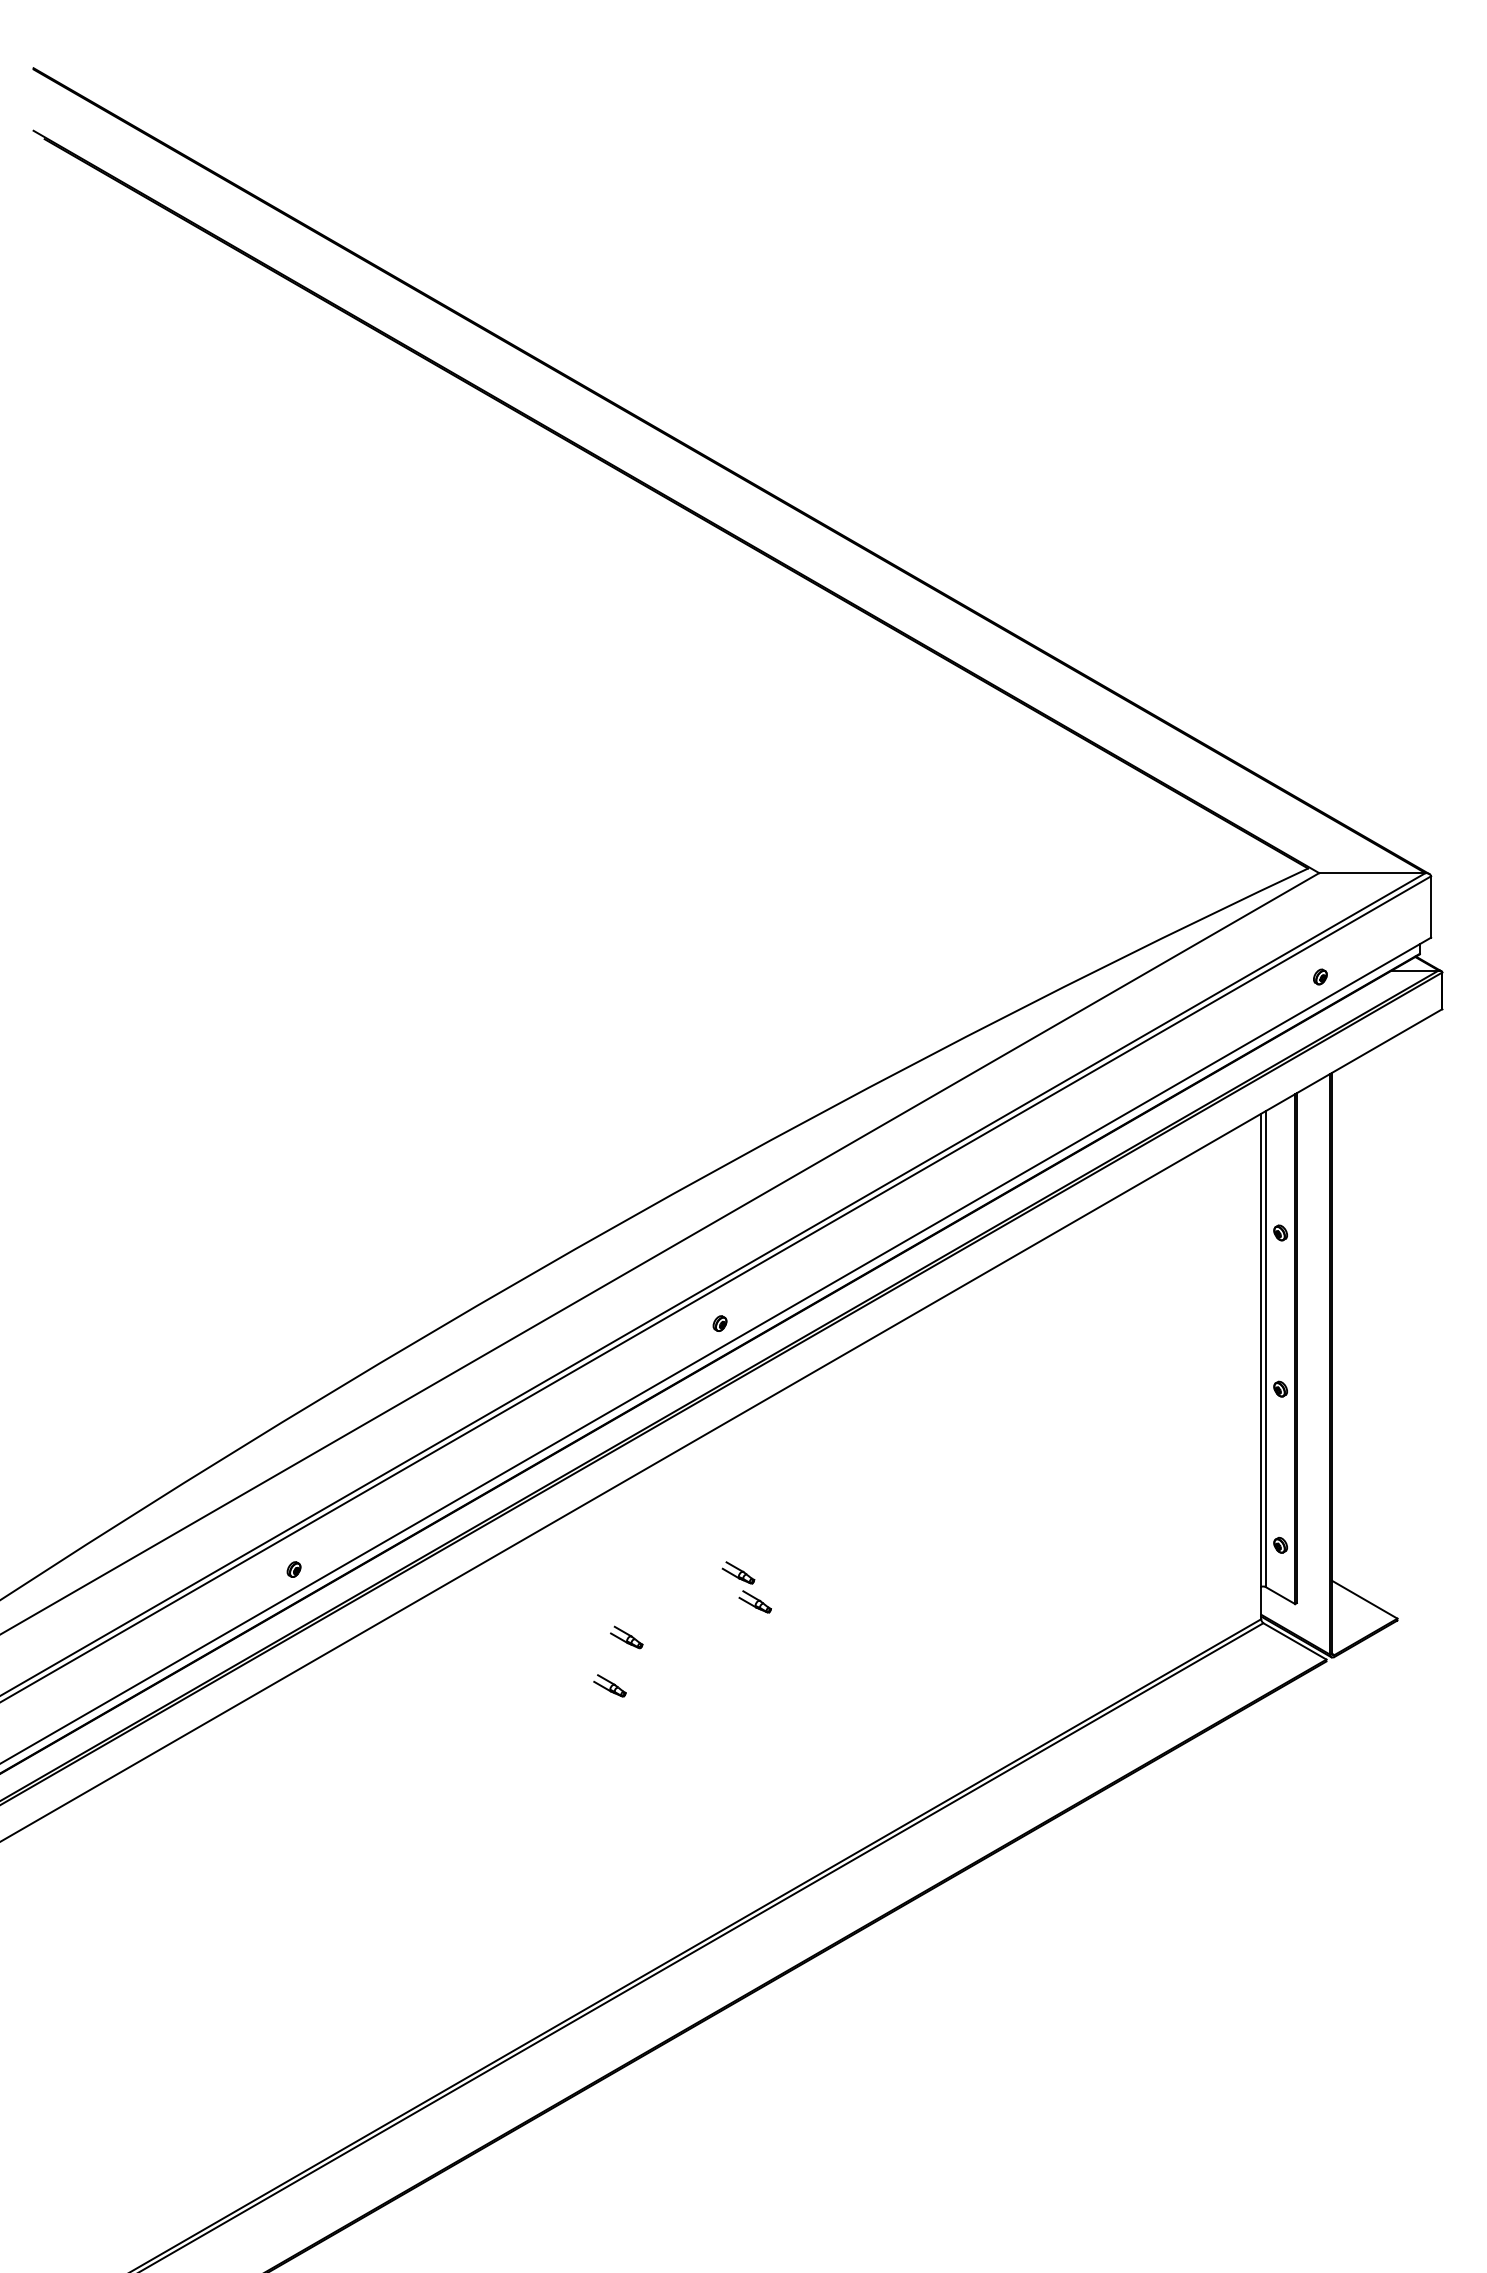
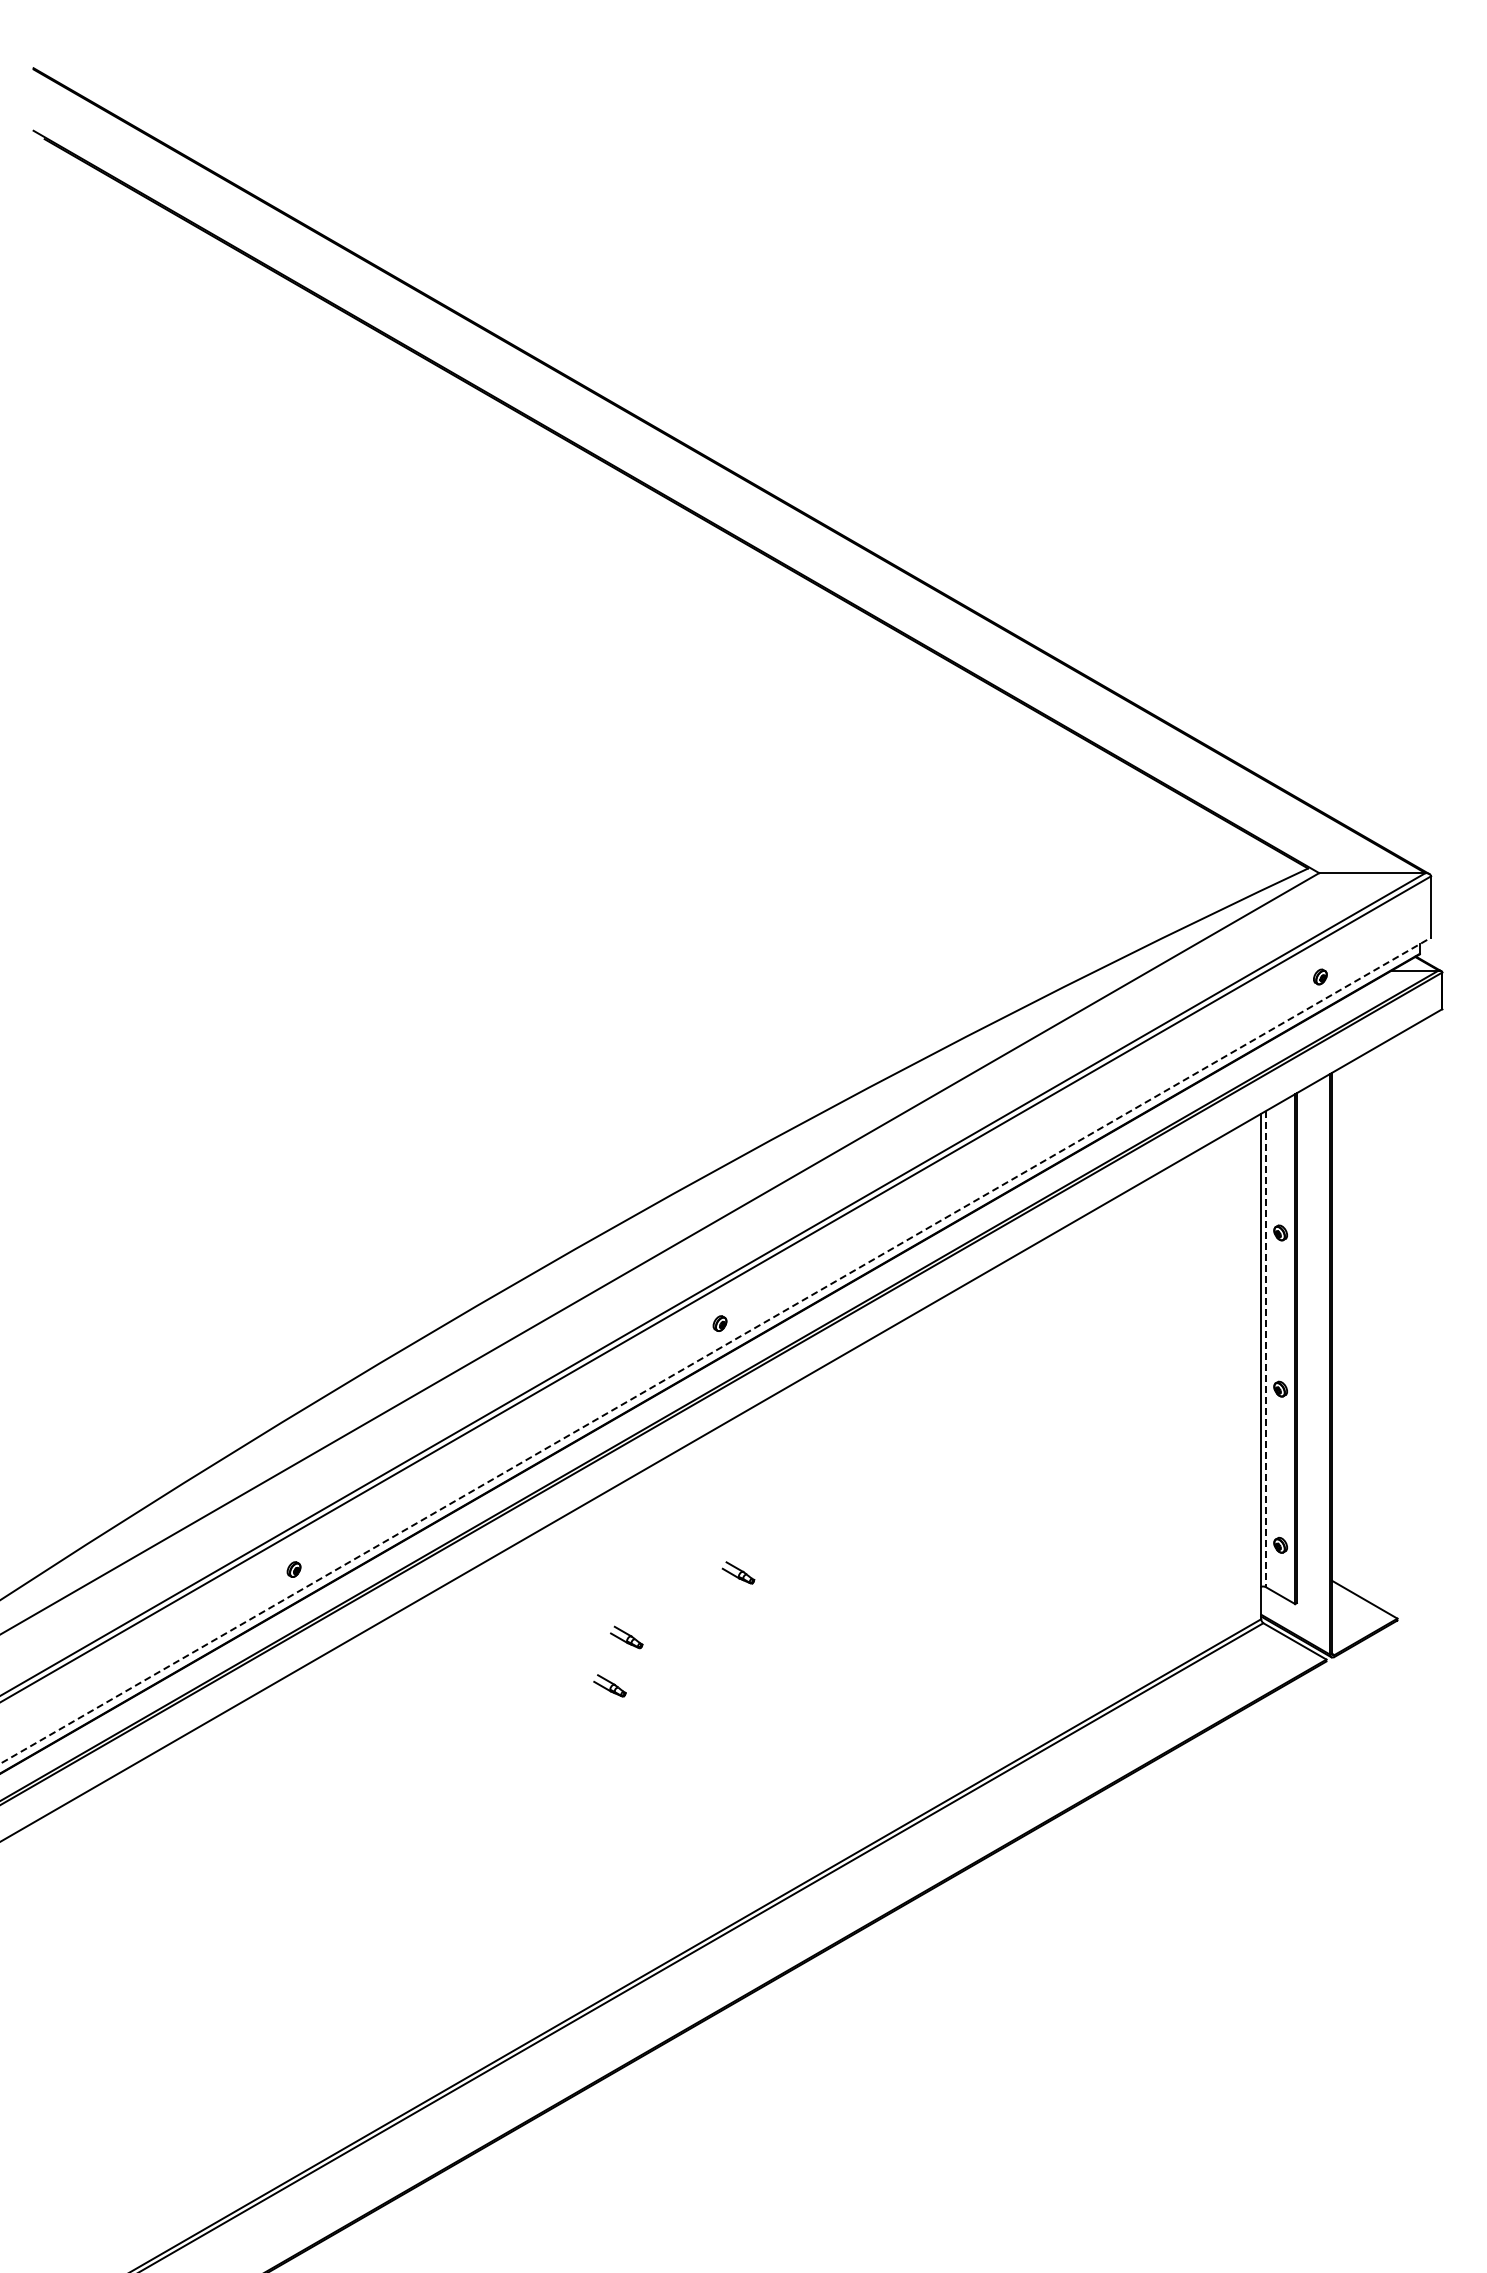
line: solid -> dashed (1265, 1349)
line: solid -> dashed (715, 1350)
part: present -> none (754, 1601)
